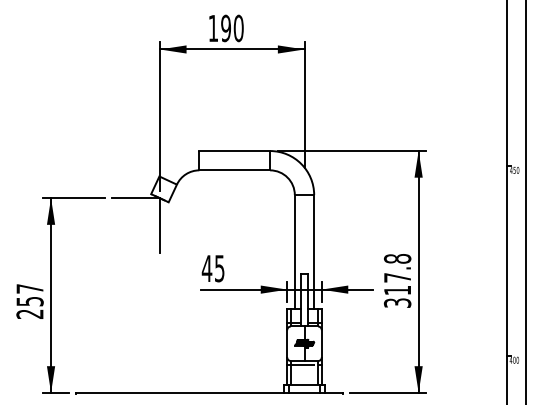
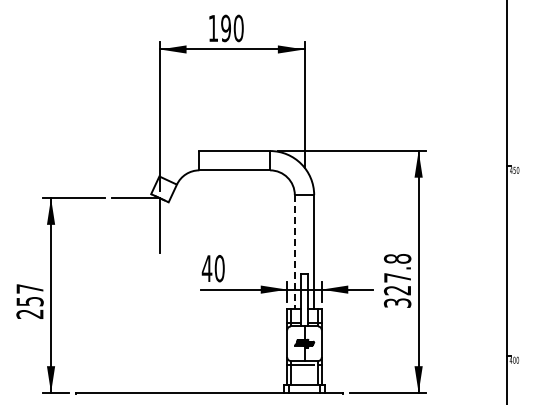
line: present -> none (525, 201)
line: solid -> dashed (294, 252)
text: 45 -> 40 (219, 268)
text: 317.8 -> 327.8 (396, 290)
